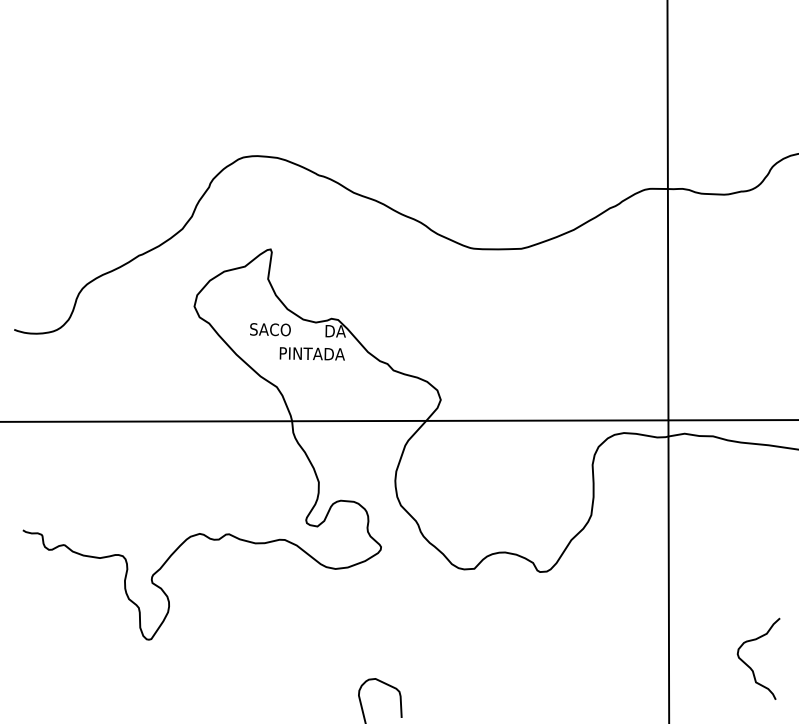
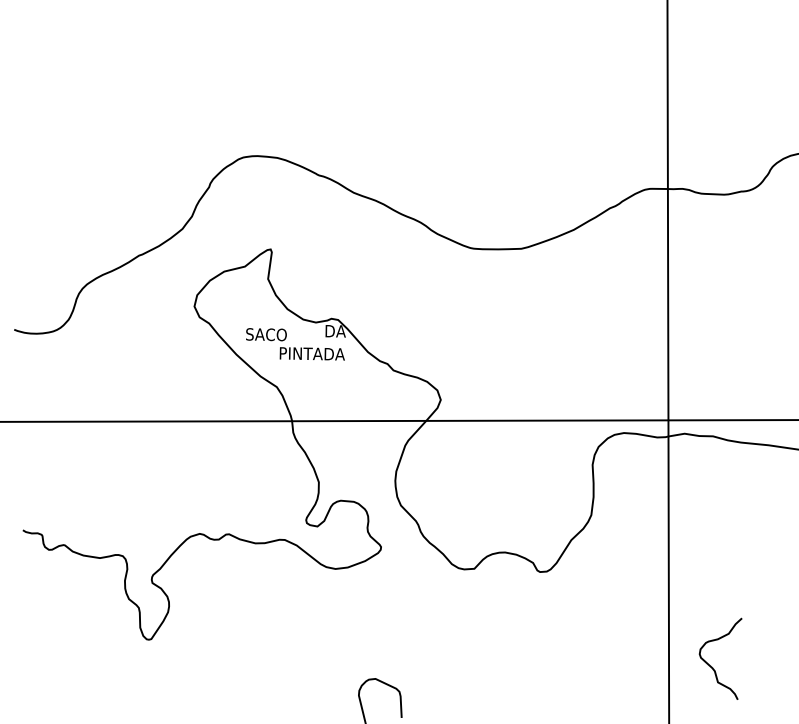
text position: (270, 329) -> (266, 334) (266, 334)
curve position: (750, 666) -> (712, 666) (712, 666)
